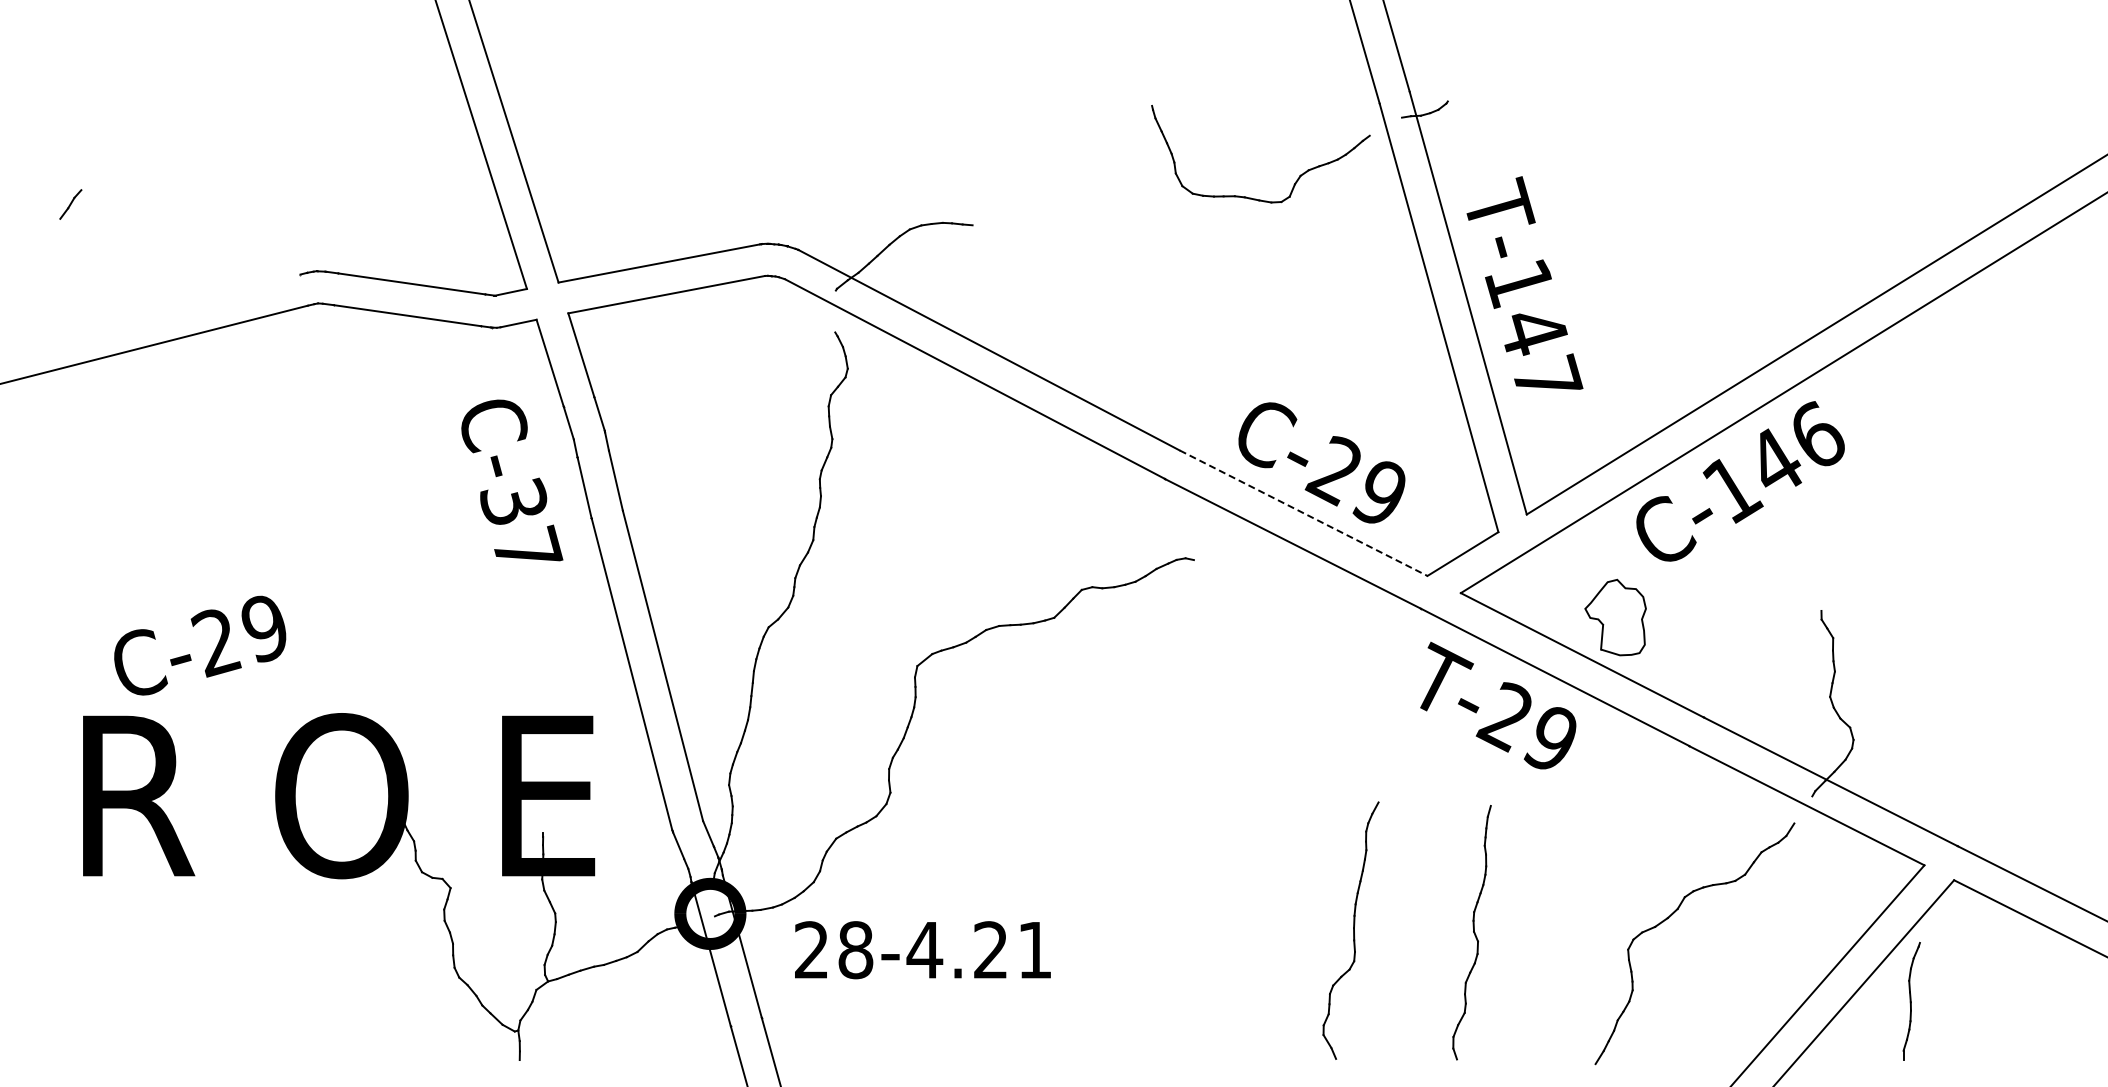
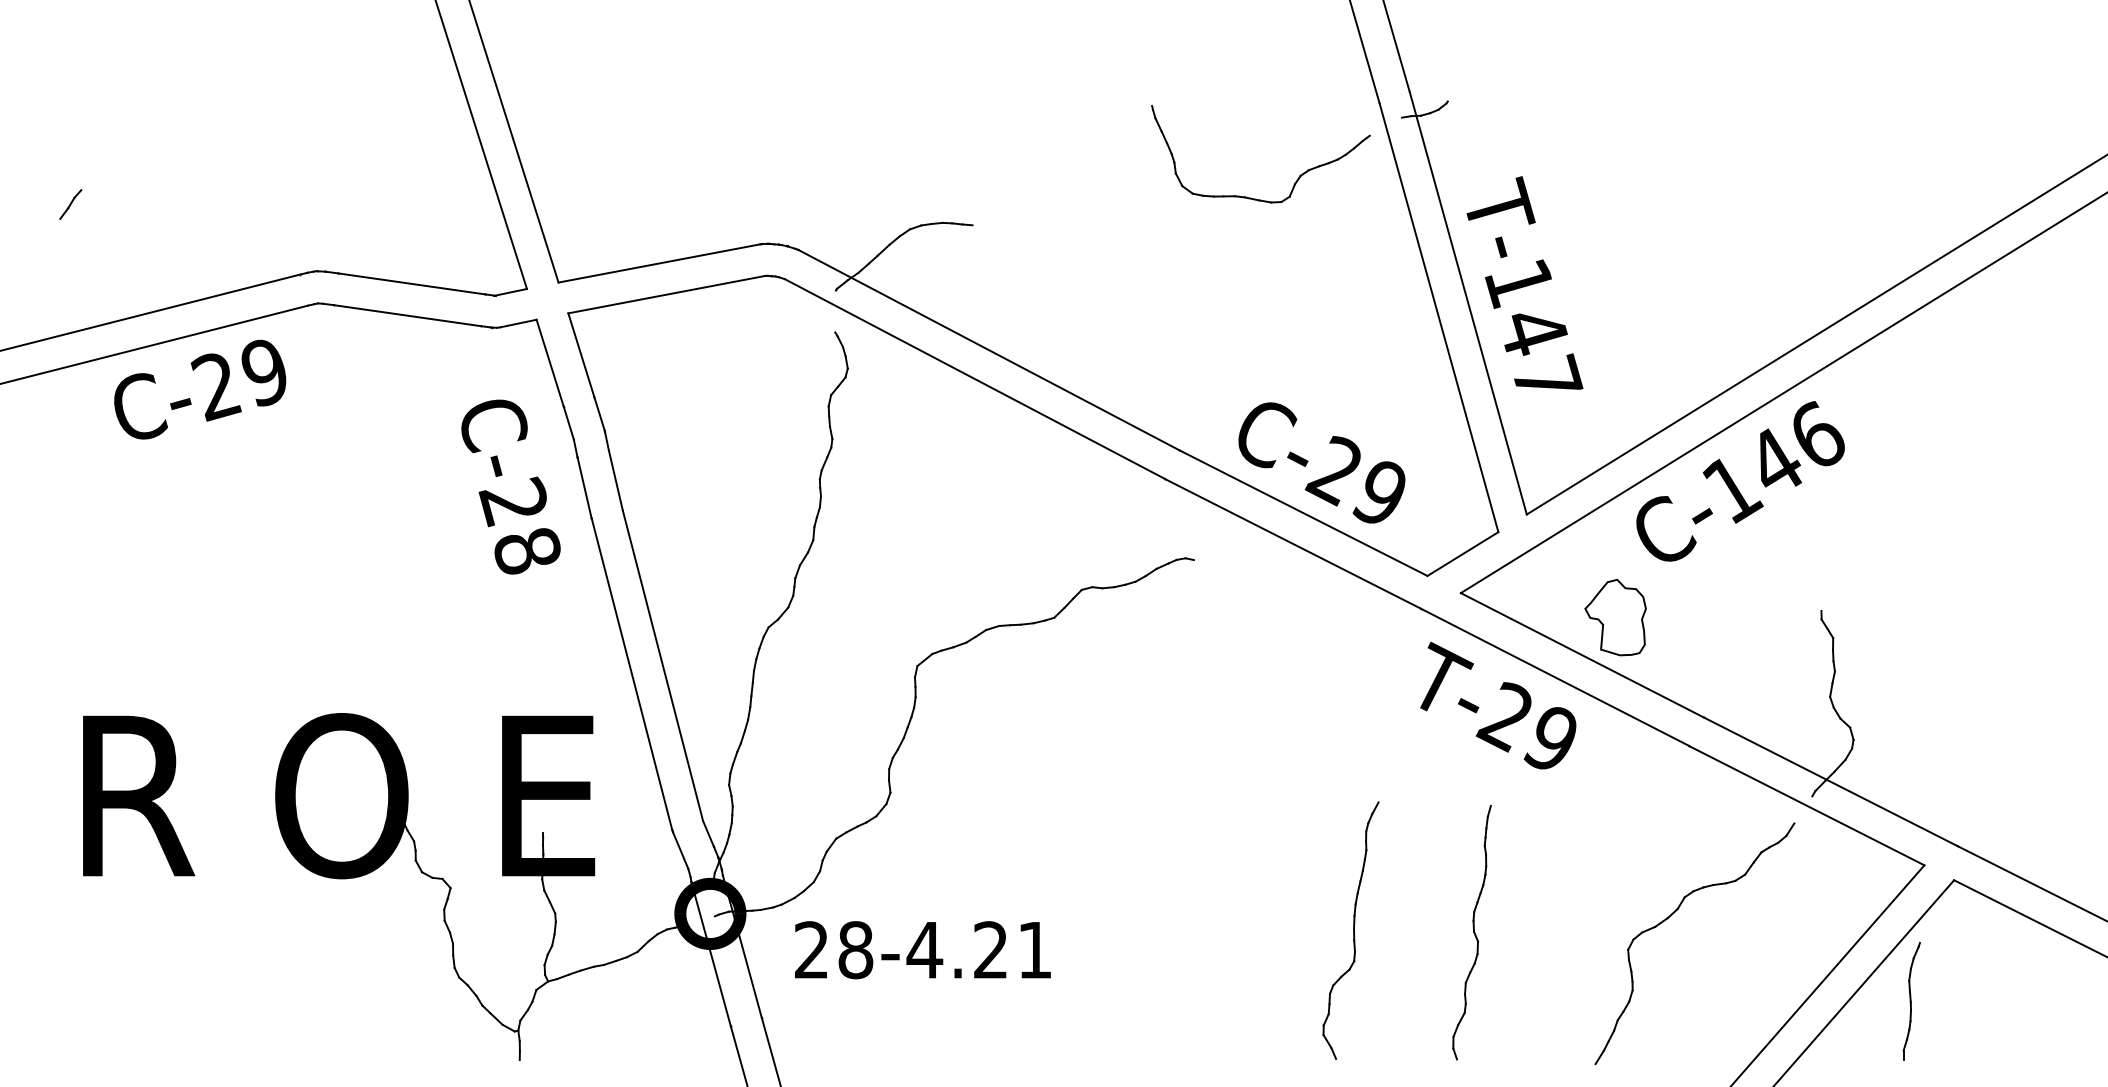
line: none -> present (151, 312)
line: dashed -> solid (1303, 513)
text: C-37 -> C-28 (520, 525)
text position: (200, 645) -> (200, 389) (200, 389)
